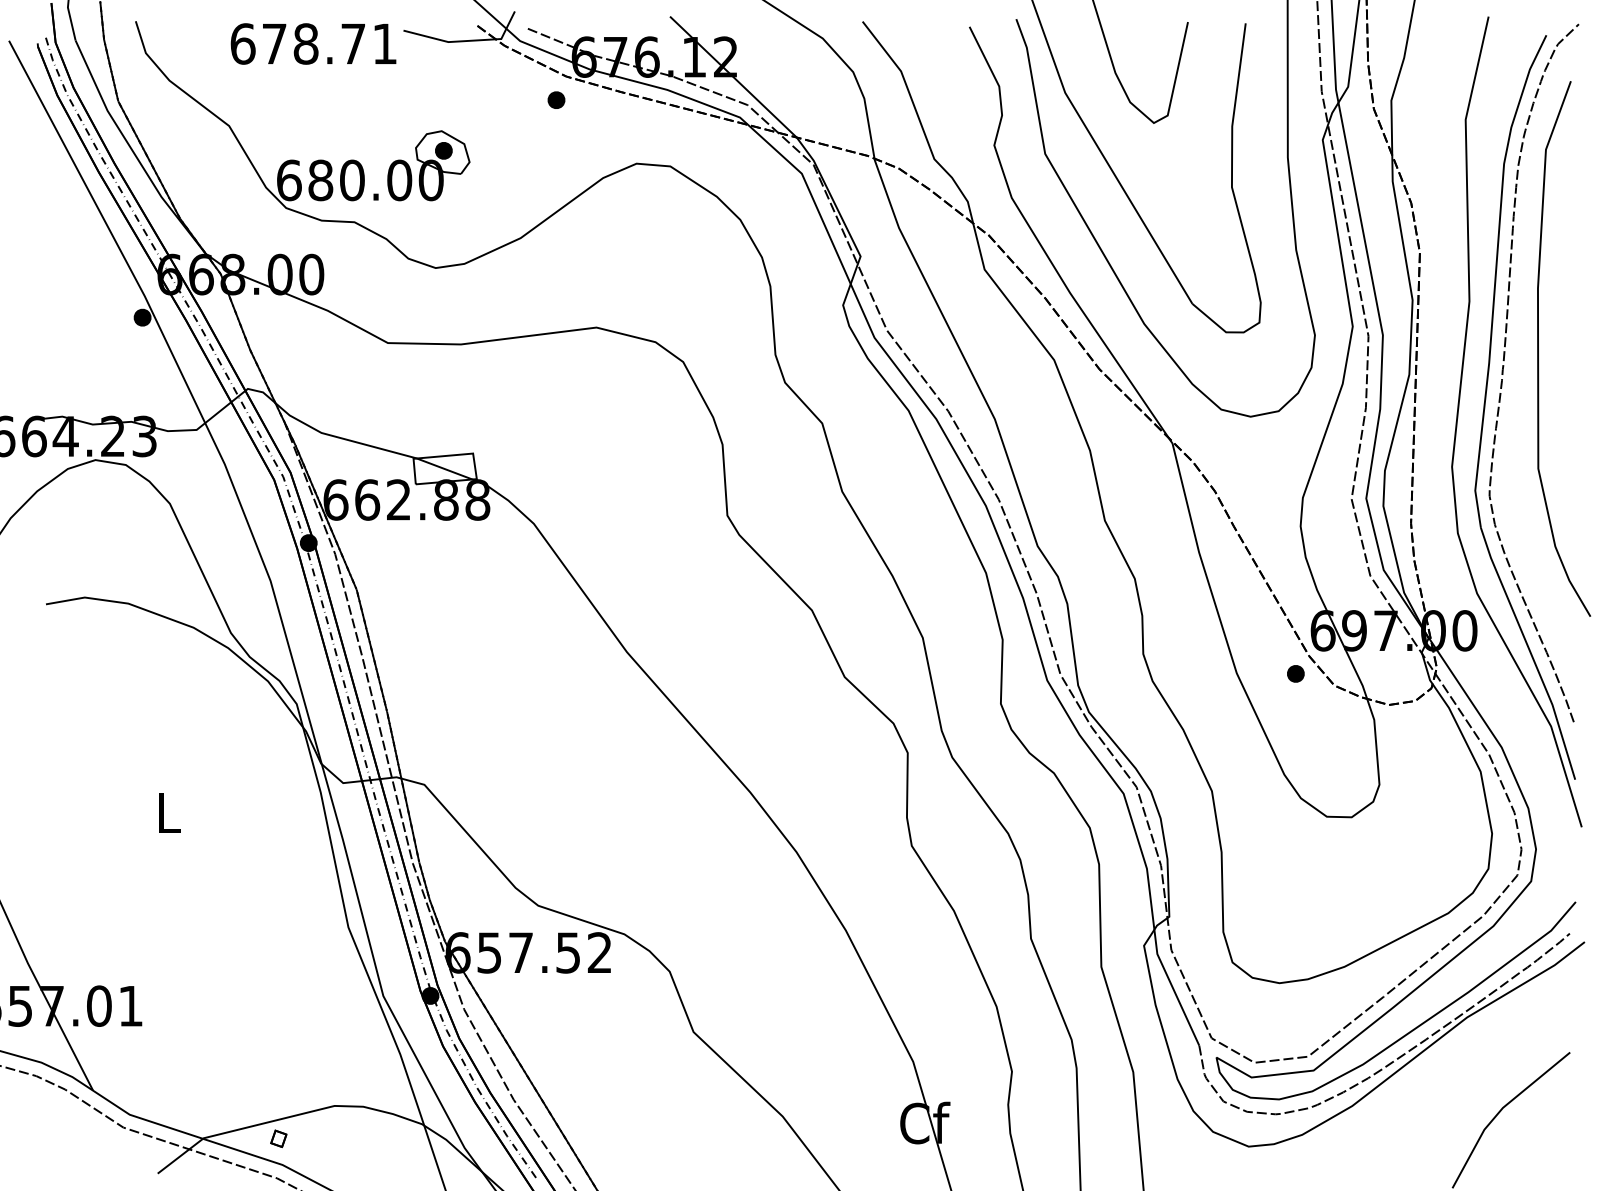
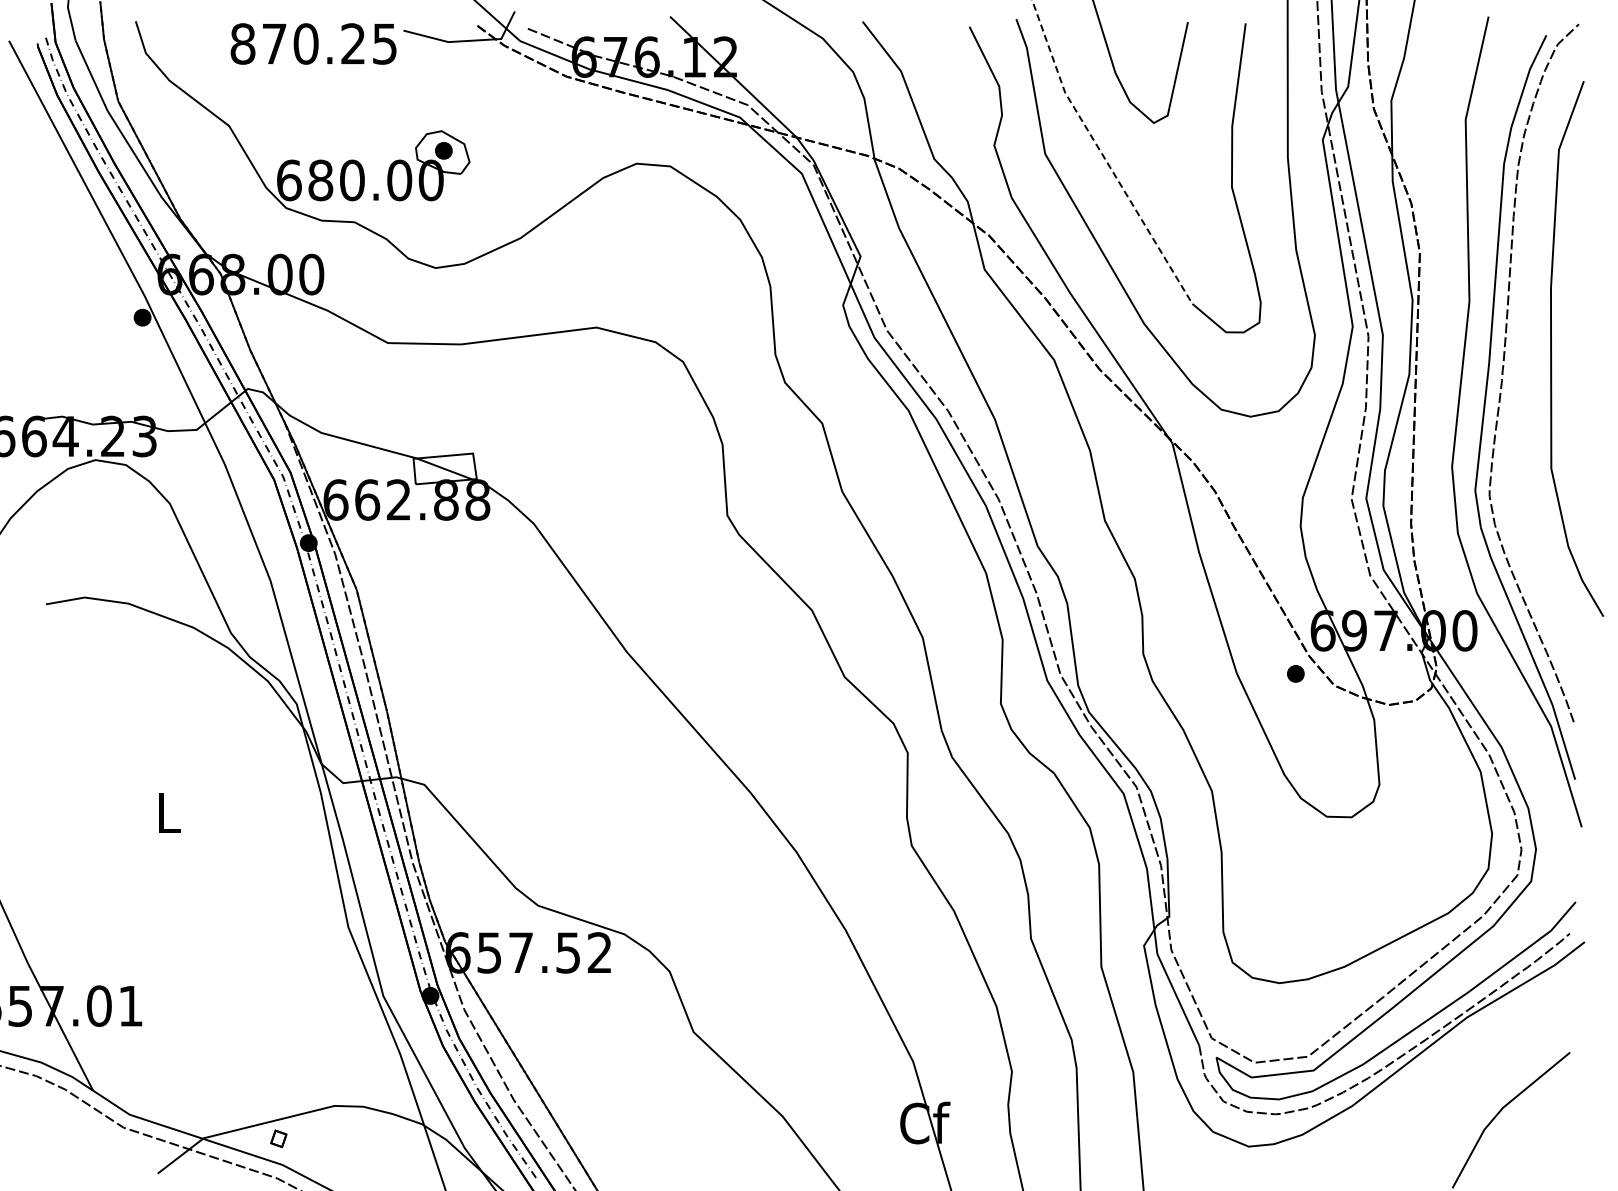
text: 678.71 -> 870.25 (313, 43)
part: present -> none (556, 99)
line: solid -> dashed (1103, 156)
curve position: (1538, 348) -> (1551, 348) (1551, 348)
